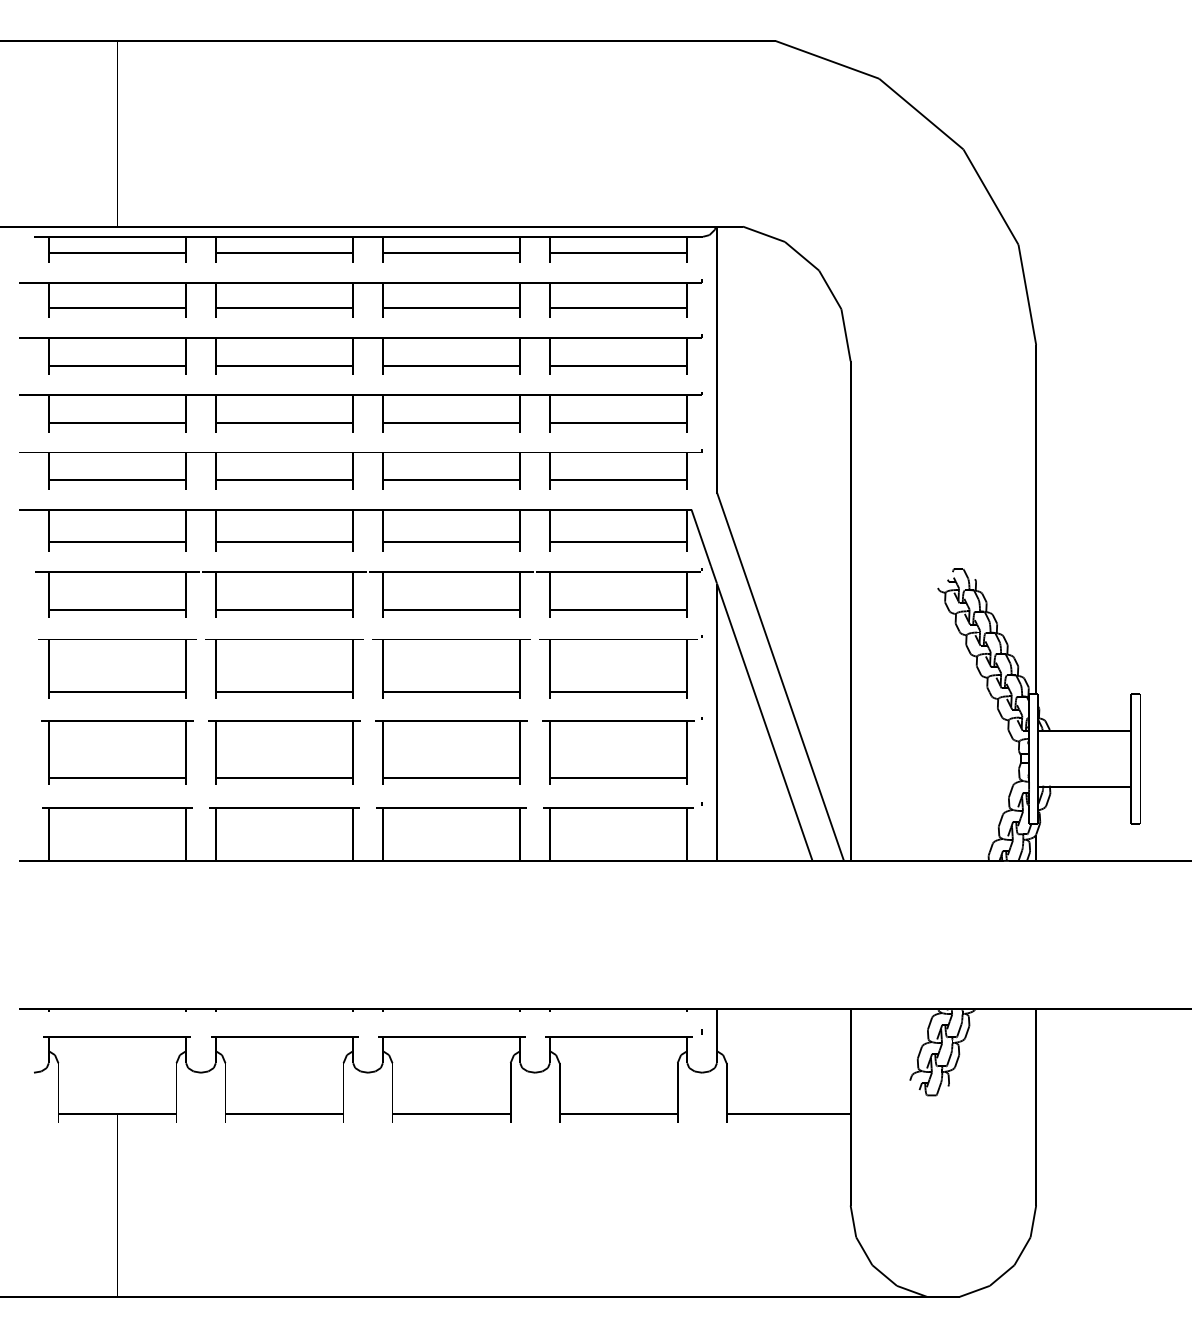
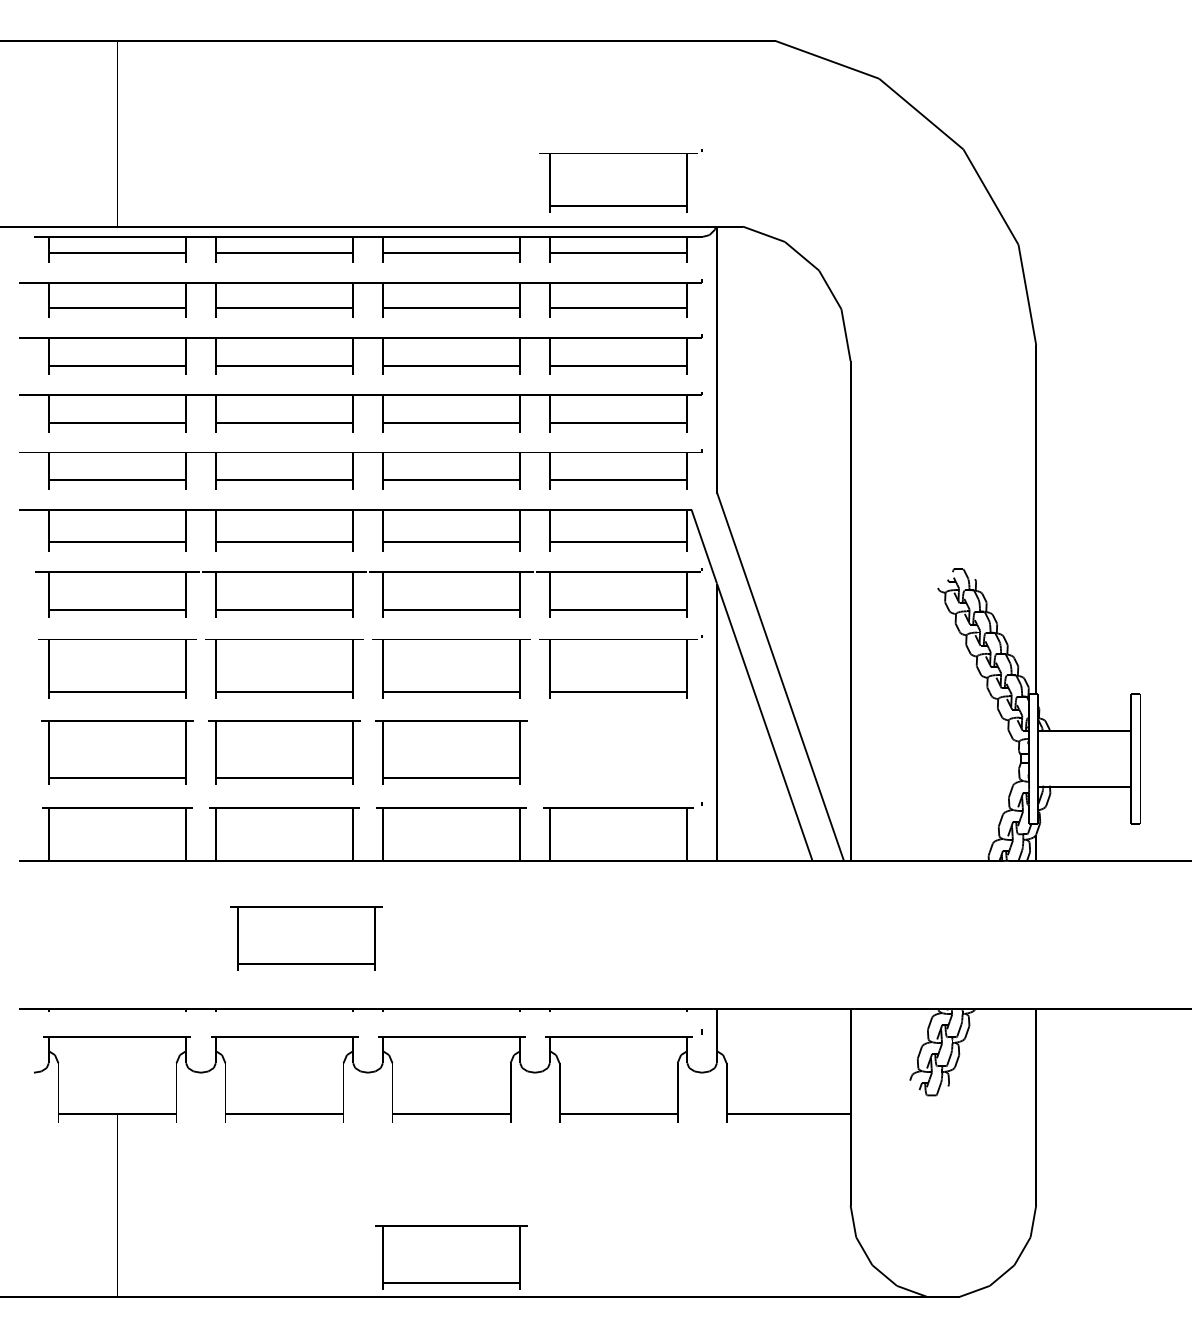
part: none -> present (620, 180)
part: present -> none (622, 750)
part: none -> present (306, 938)
part: none -> present (451, 1257)
